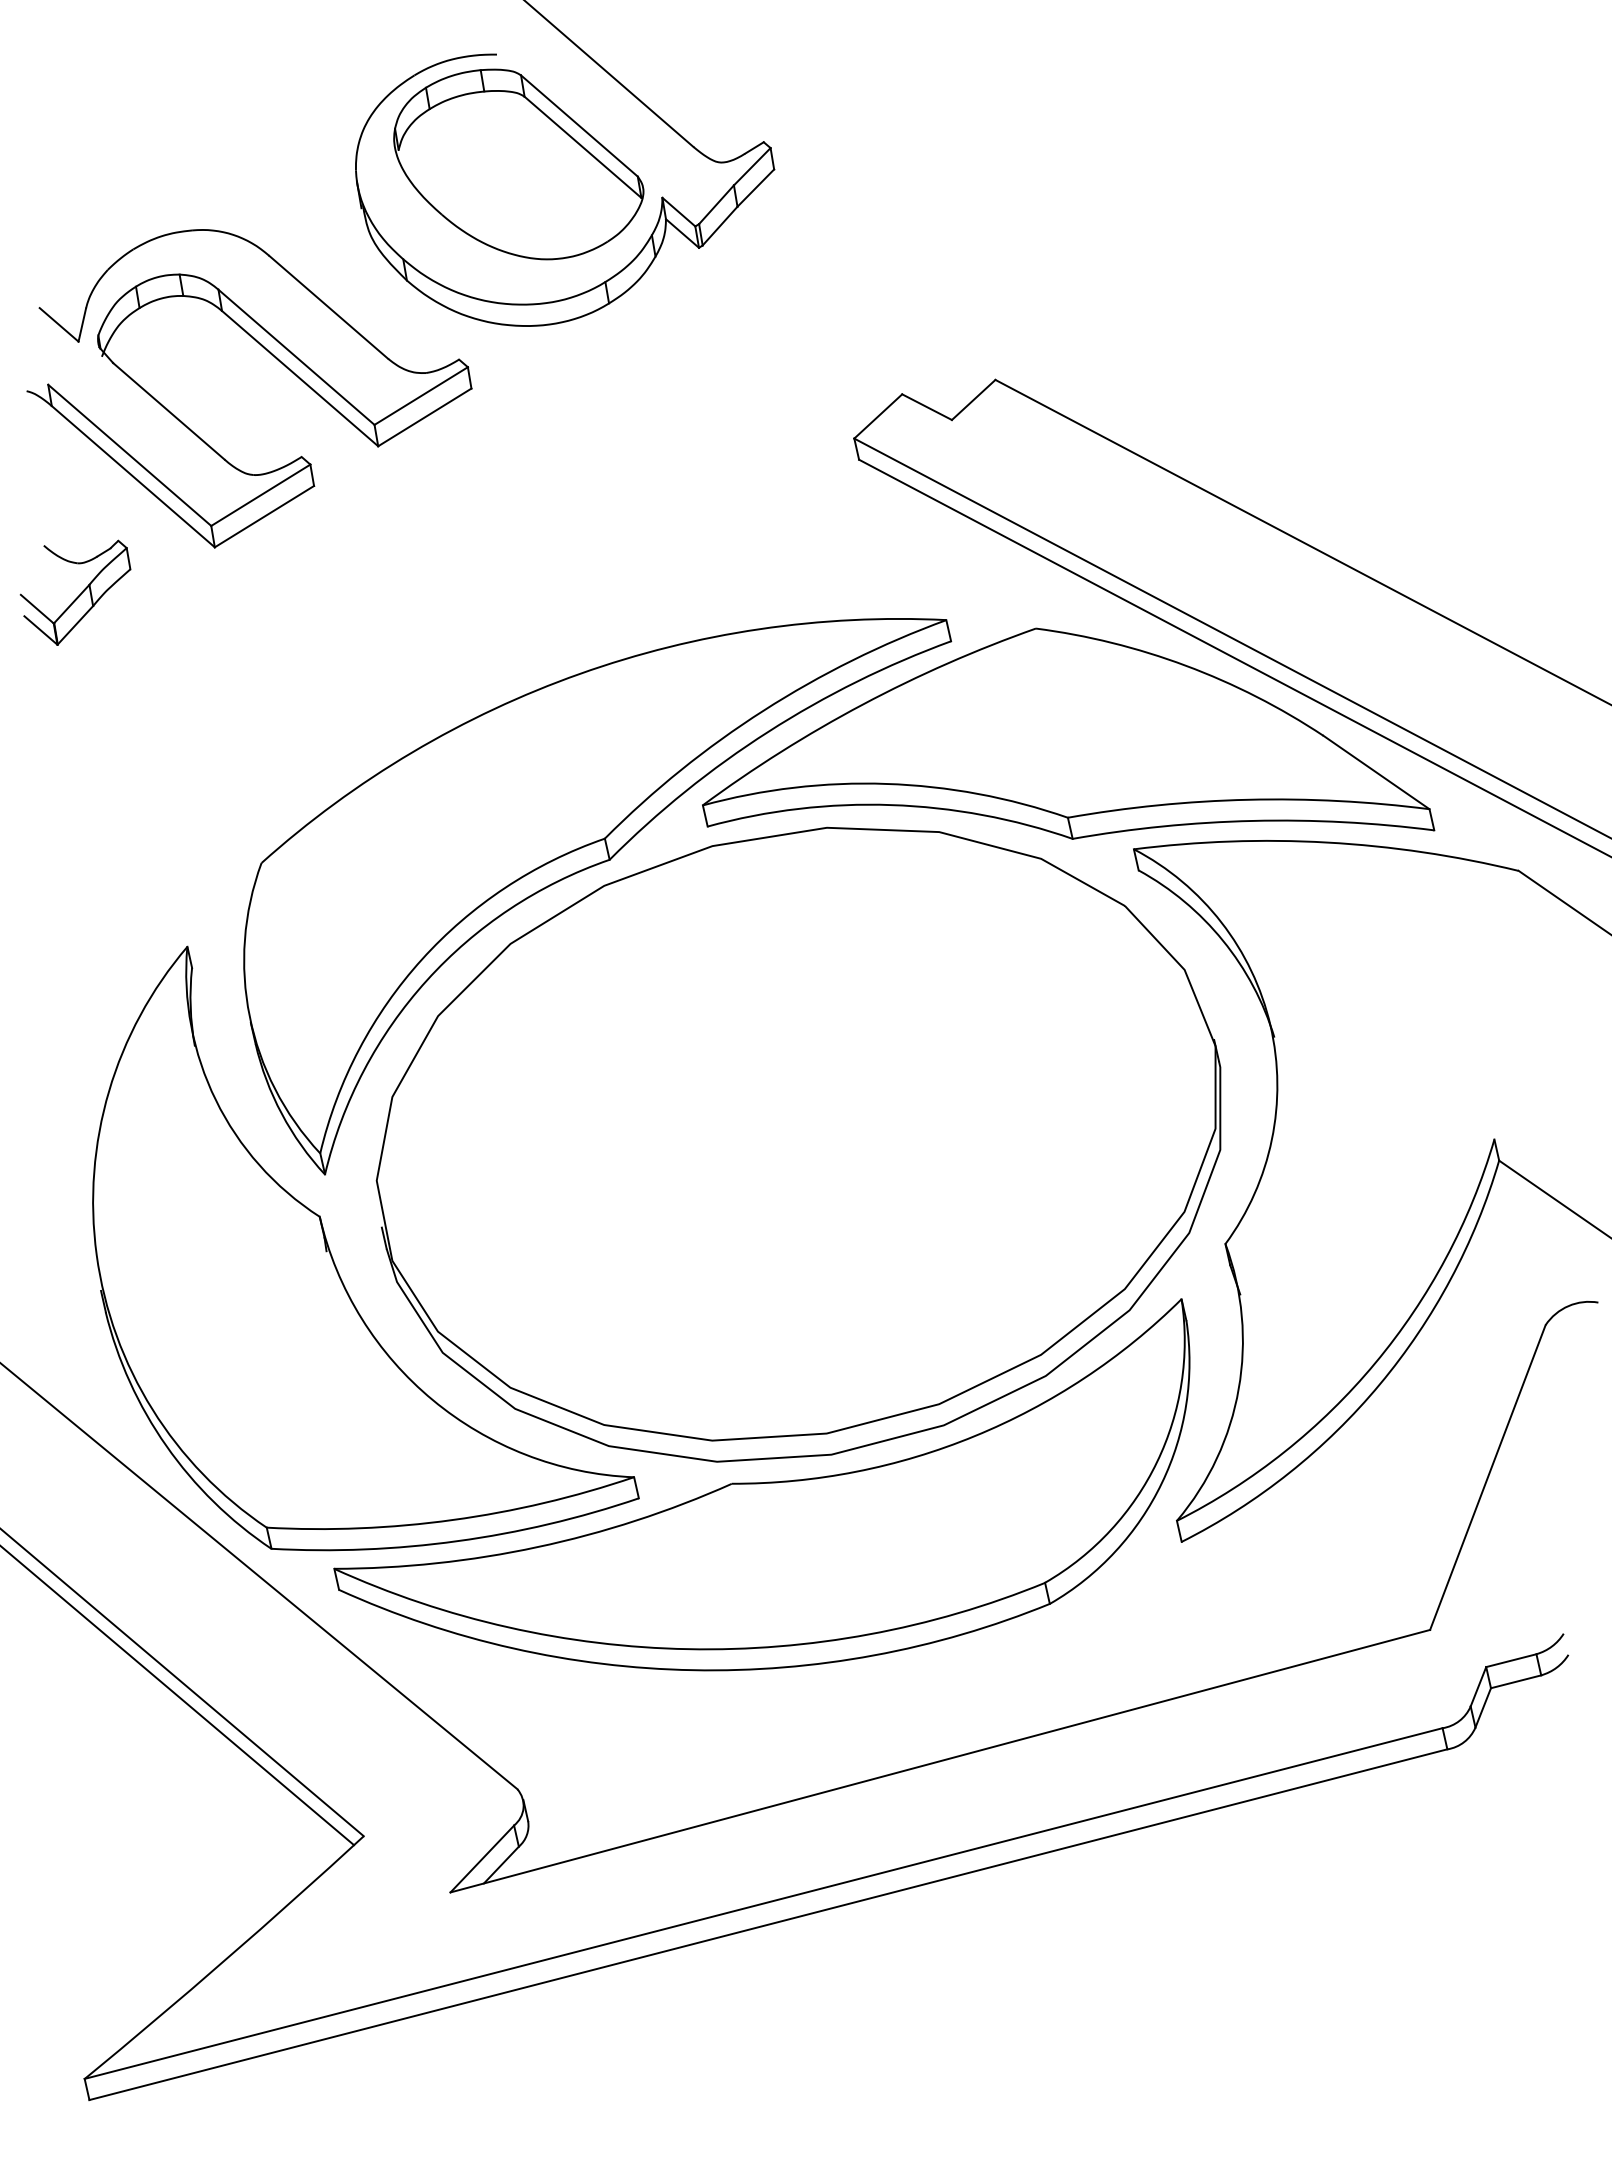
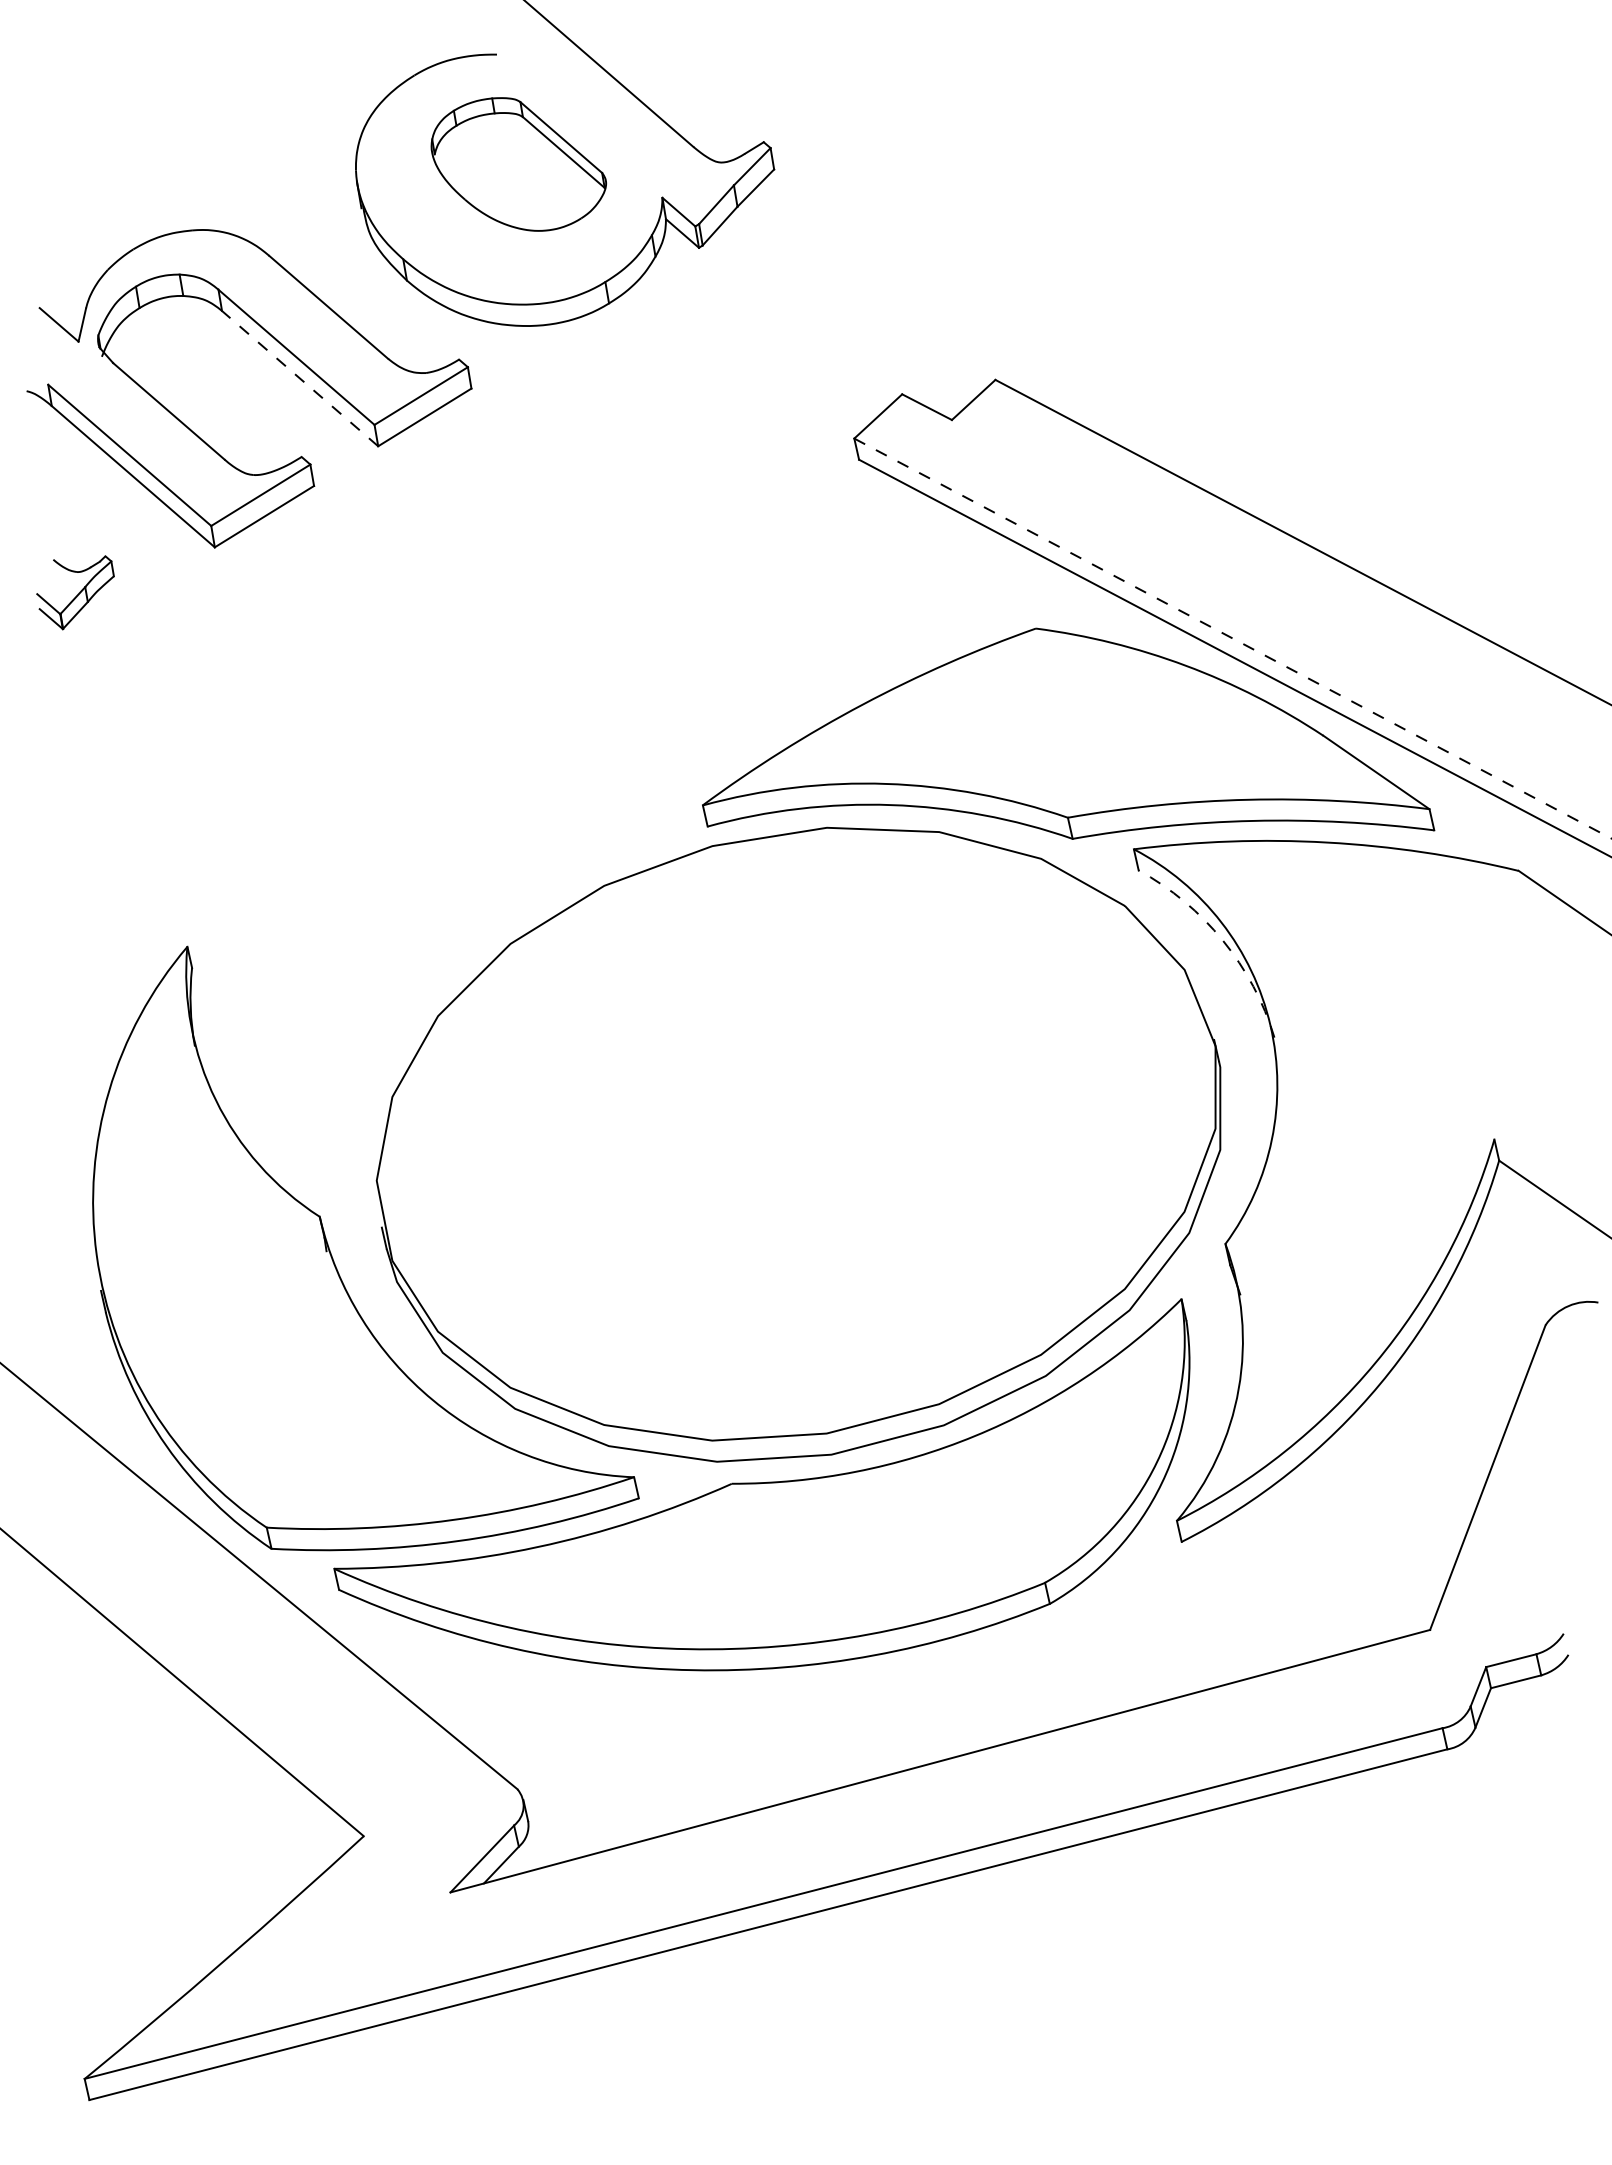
part size: 252x193 px -> 177x135 px (518, 164)
line: solid -> dashed (299, 378)
part size: 113x107 px -> 79x76 px (75, 592)
line: solid -> dashed (1233, 638)
part: present -> none (587, 869)
arc: solid -> dashed (1223, 940)
line: present -> none (178, 1696)
